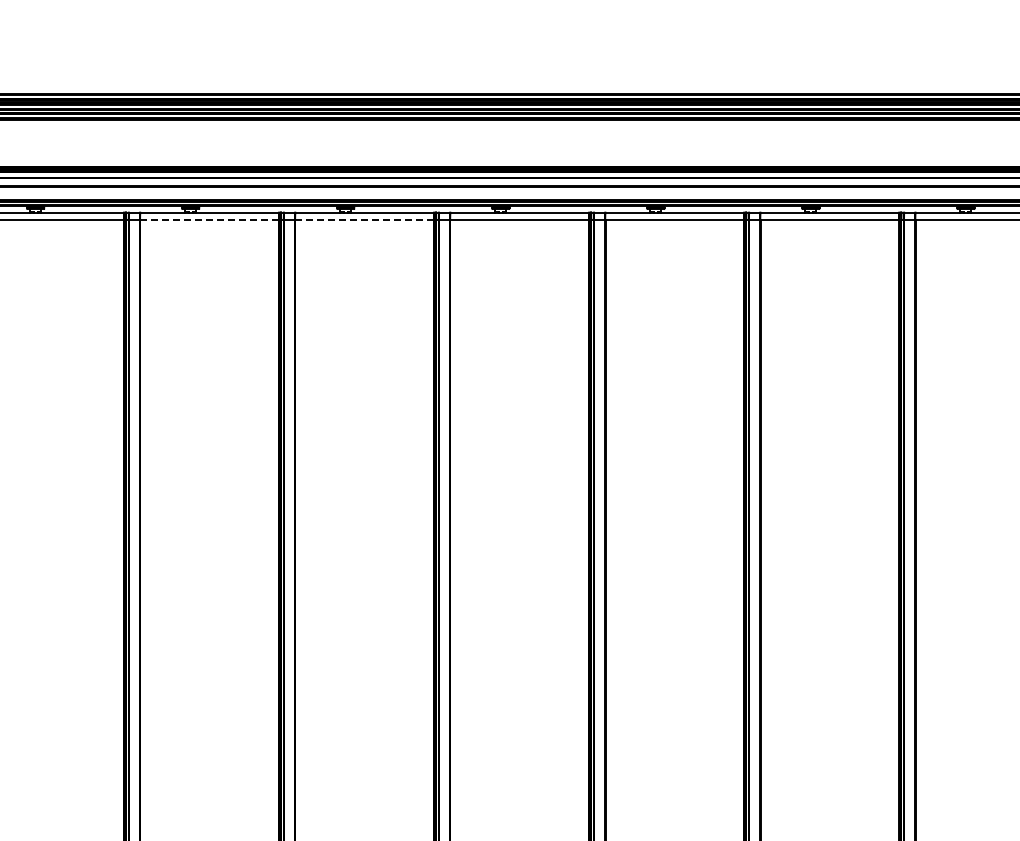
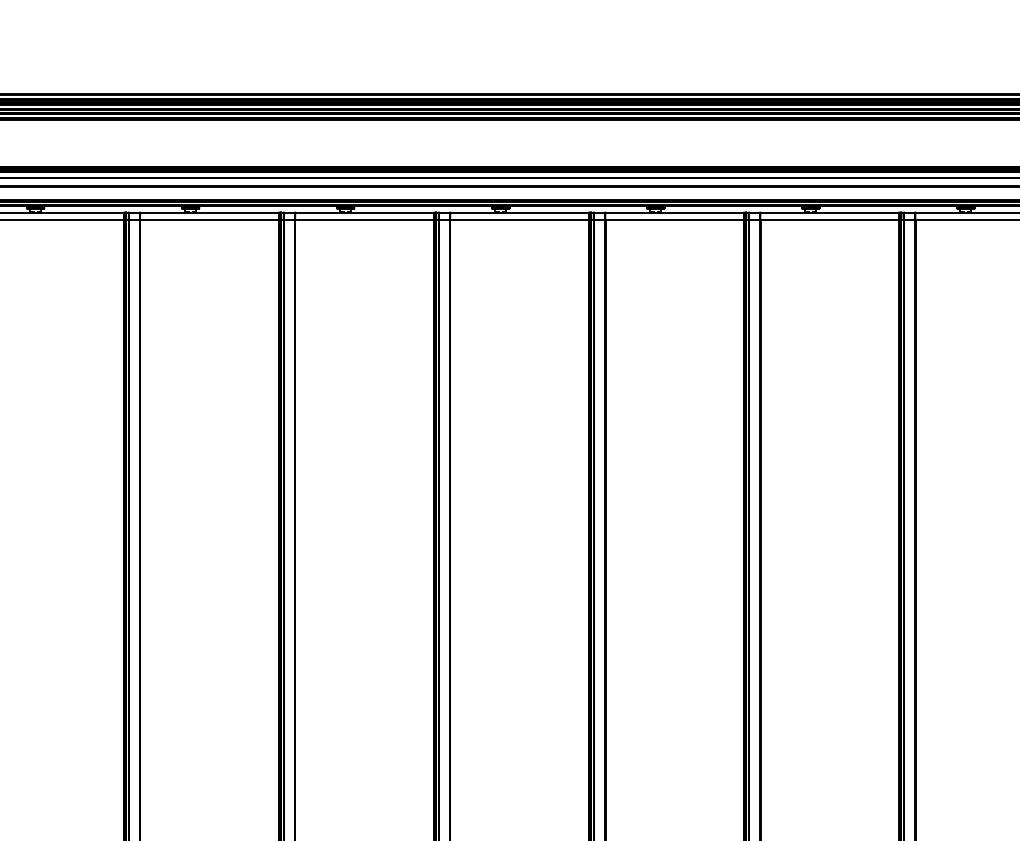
line: dashed -> solid (210, 219)
line: dashed -> solid (365, 219)
